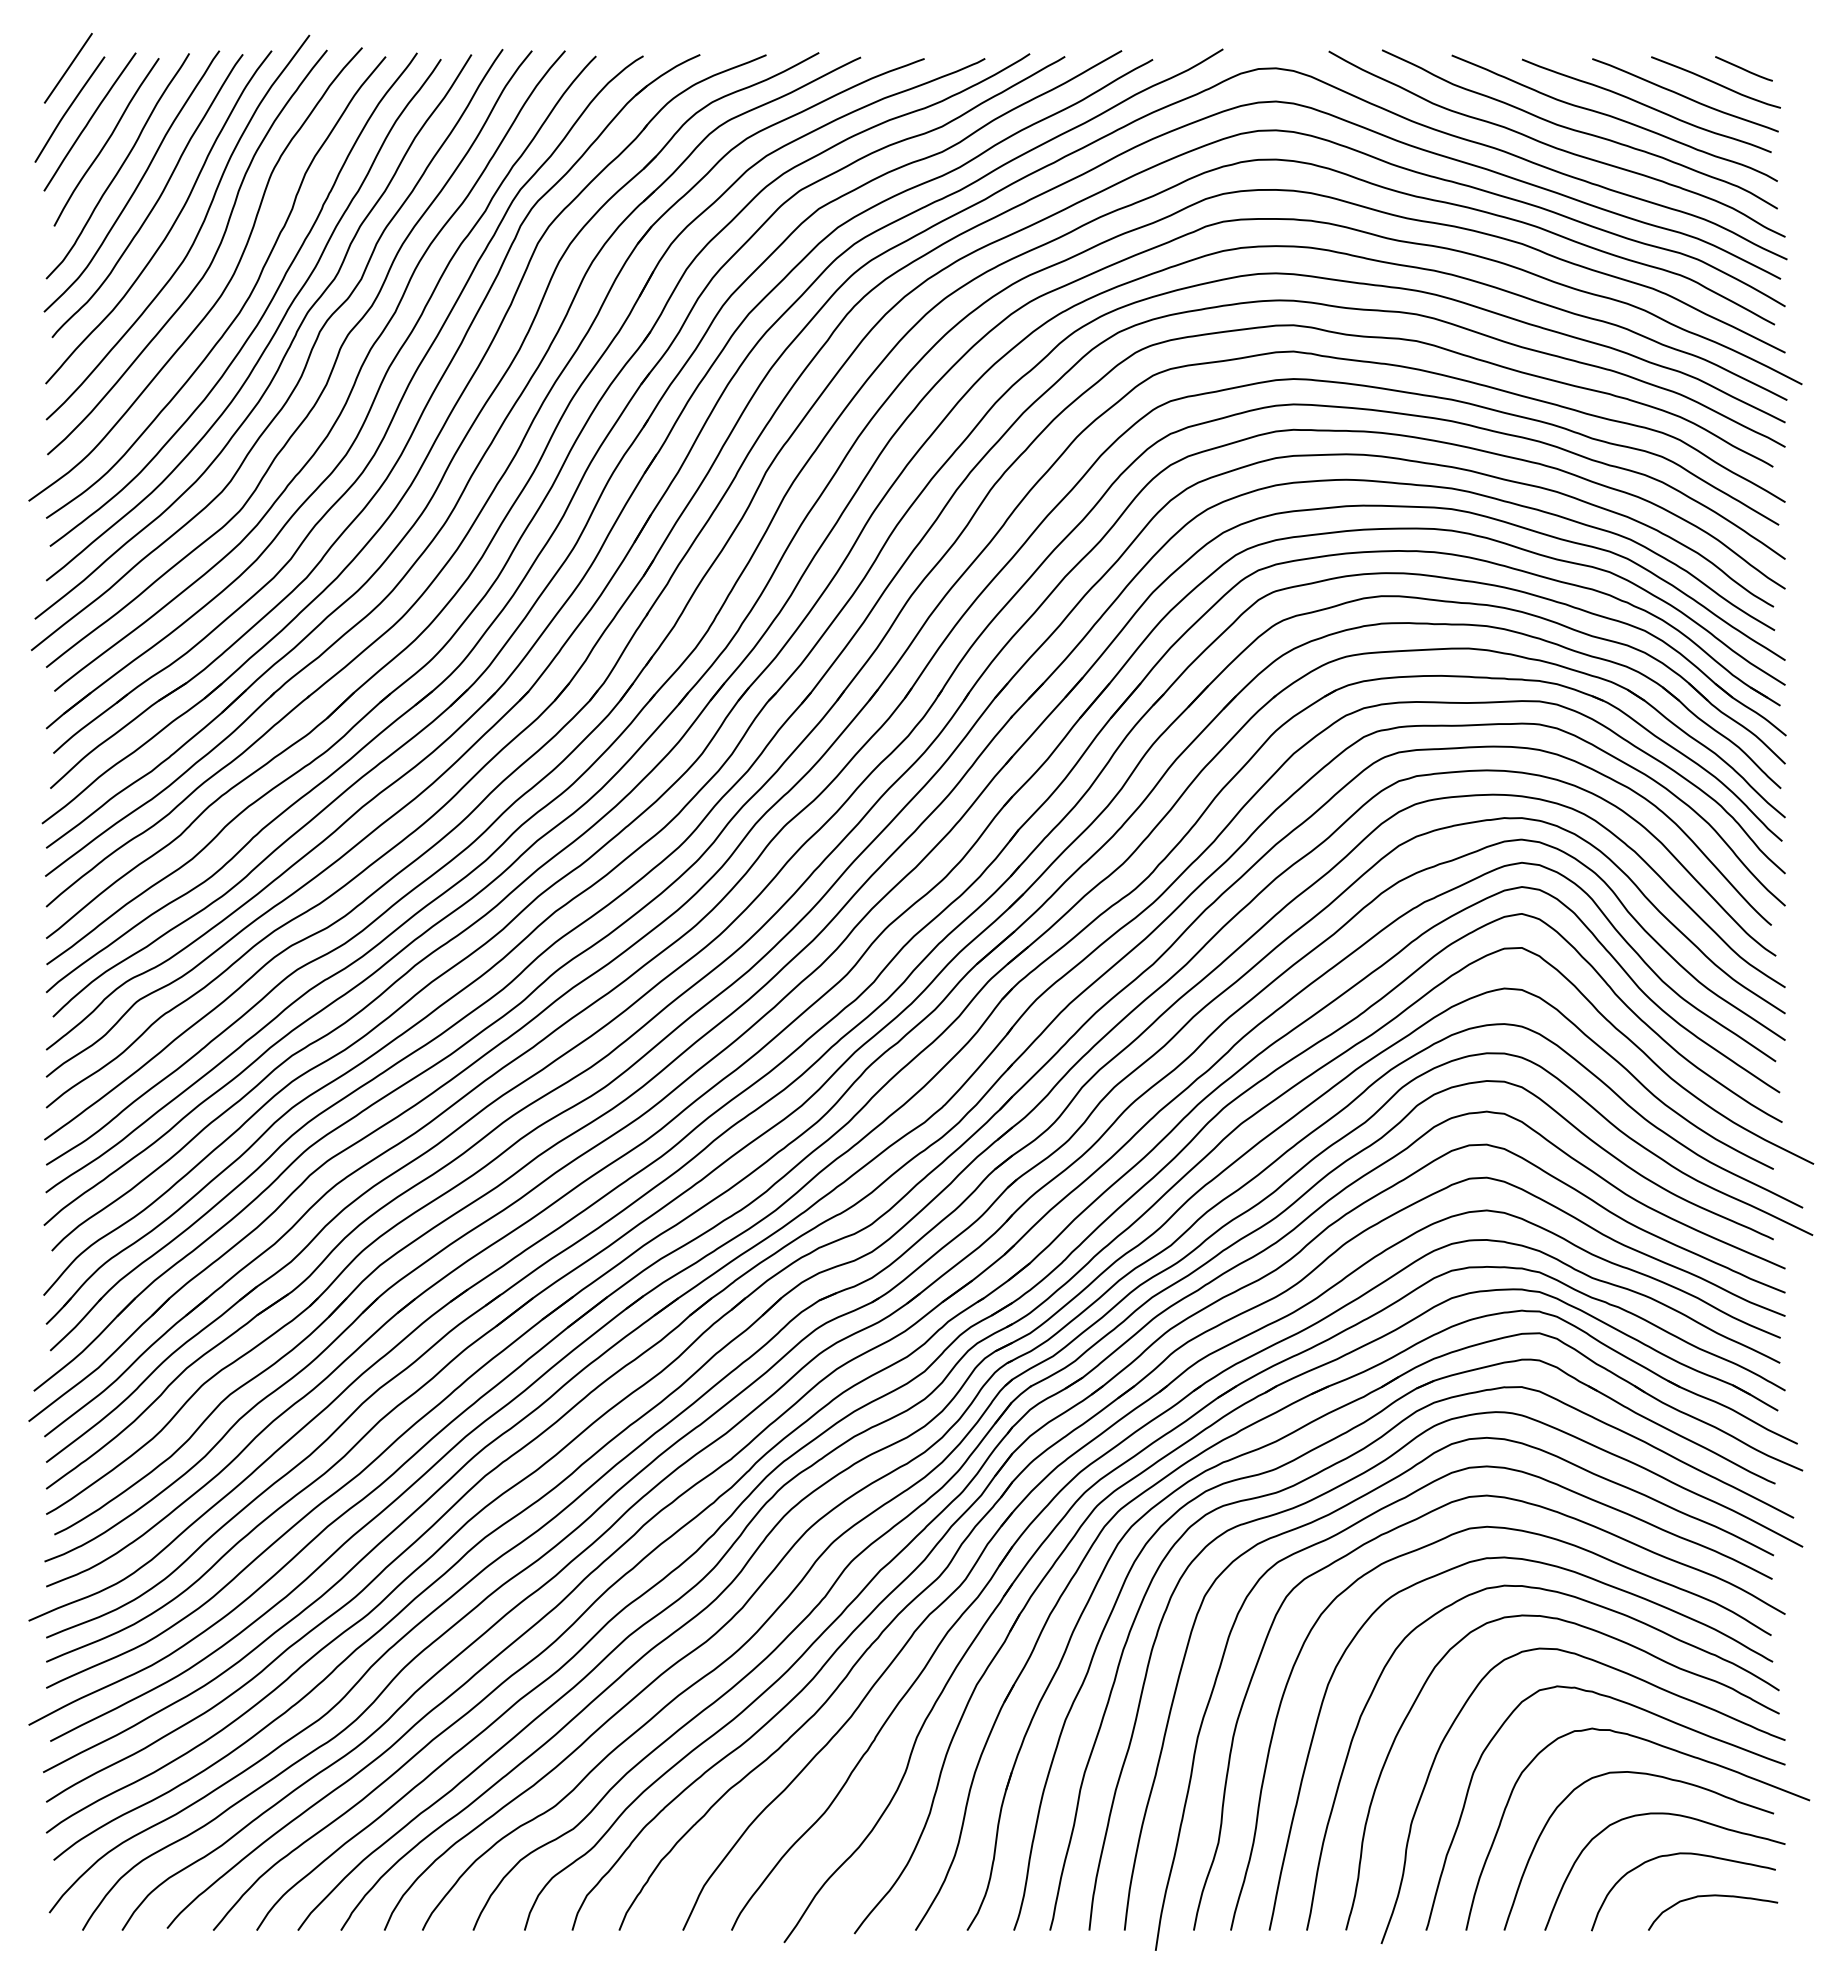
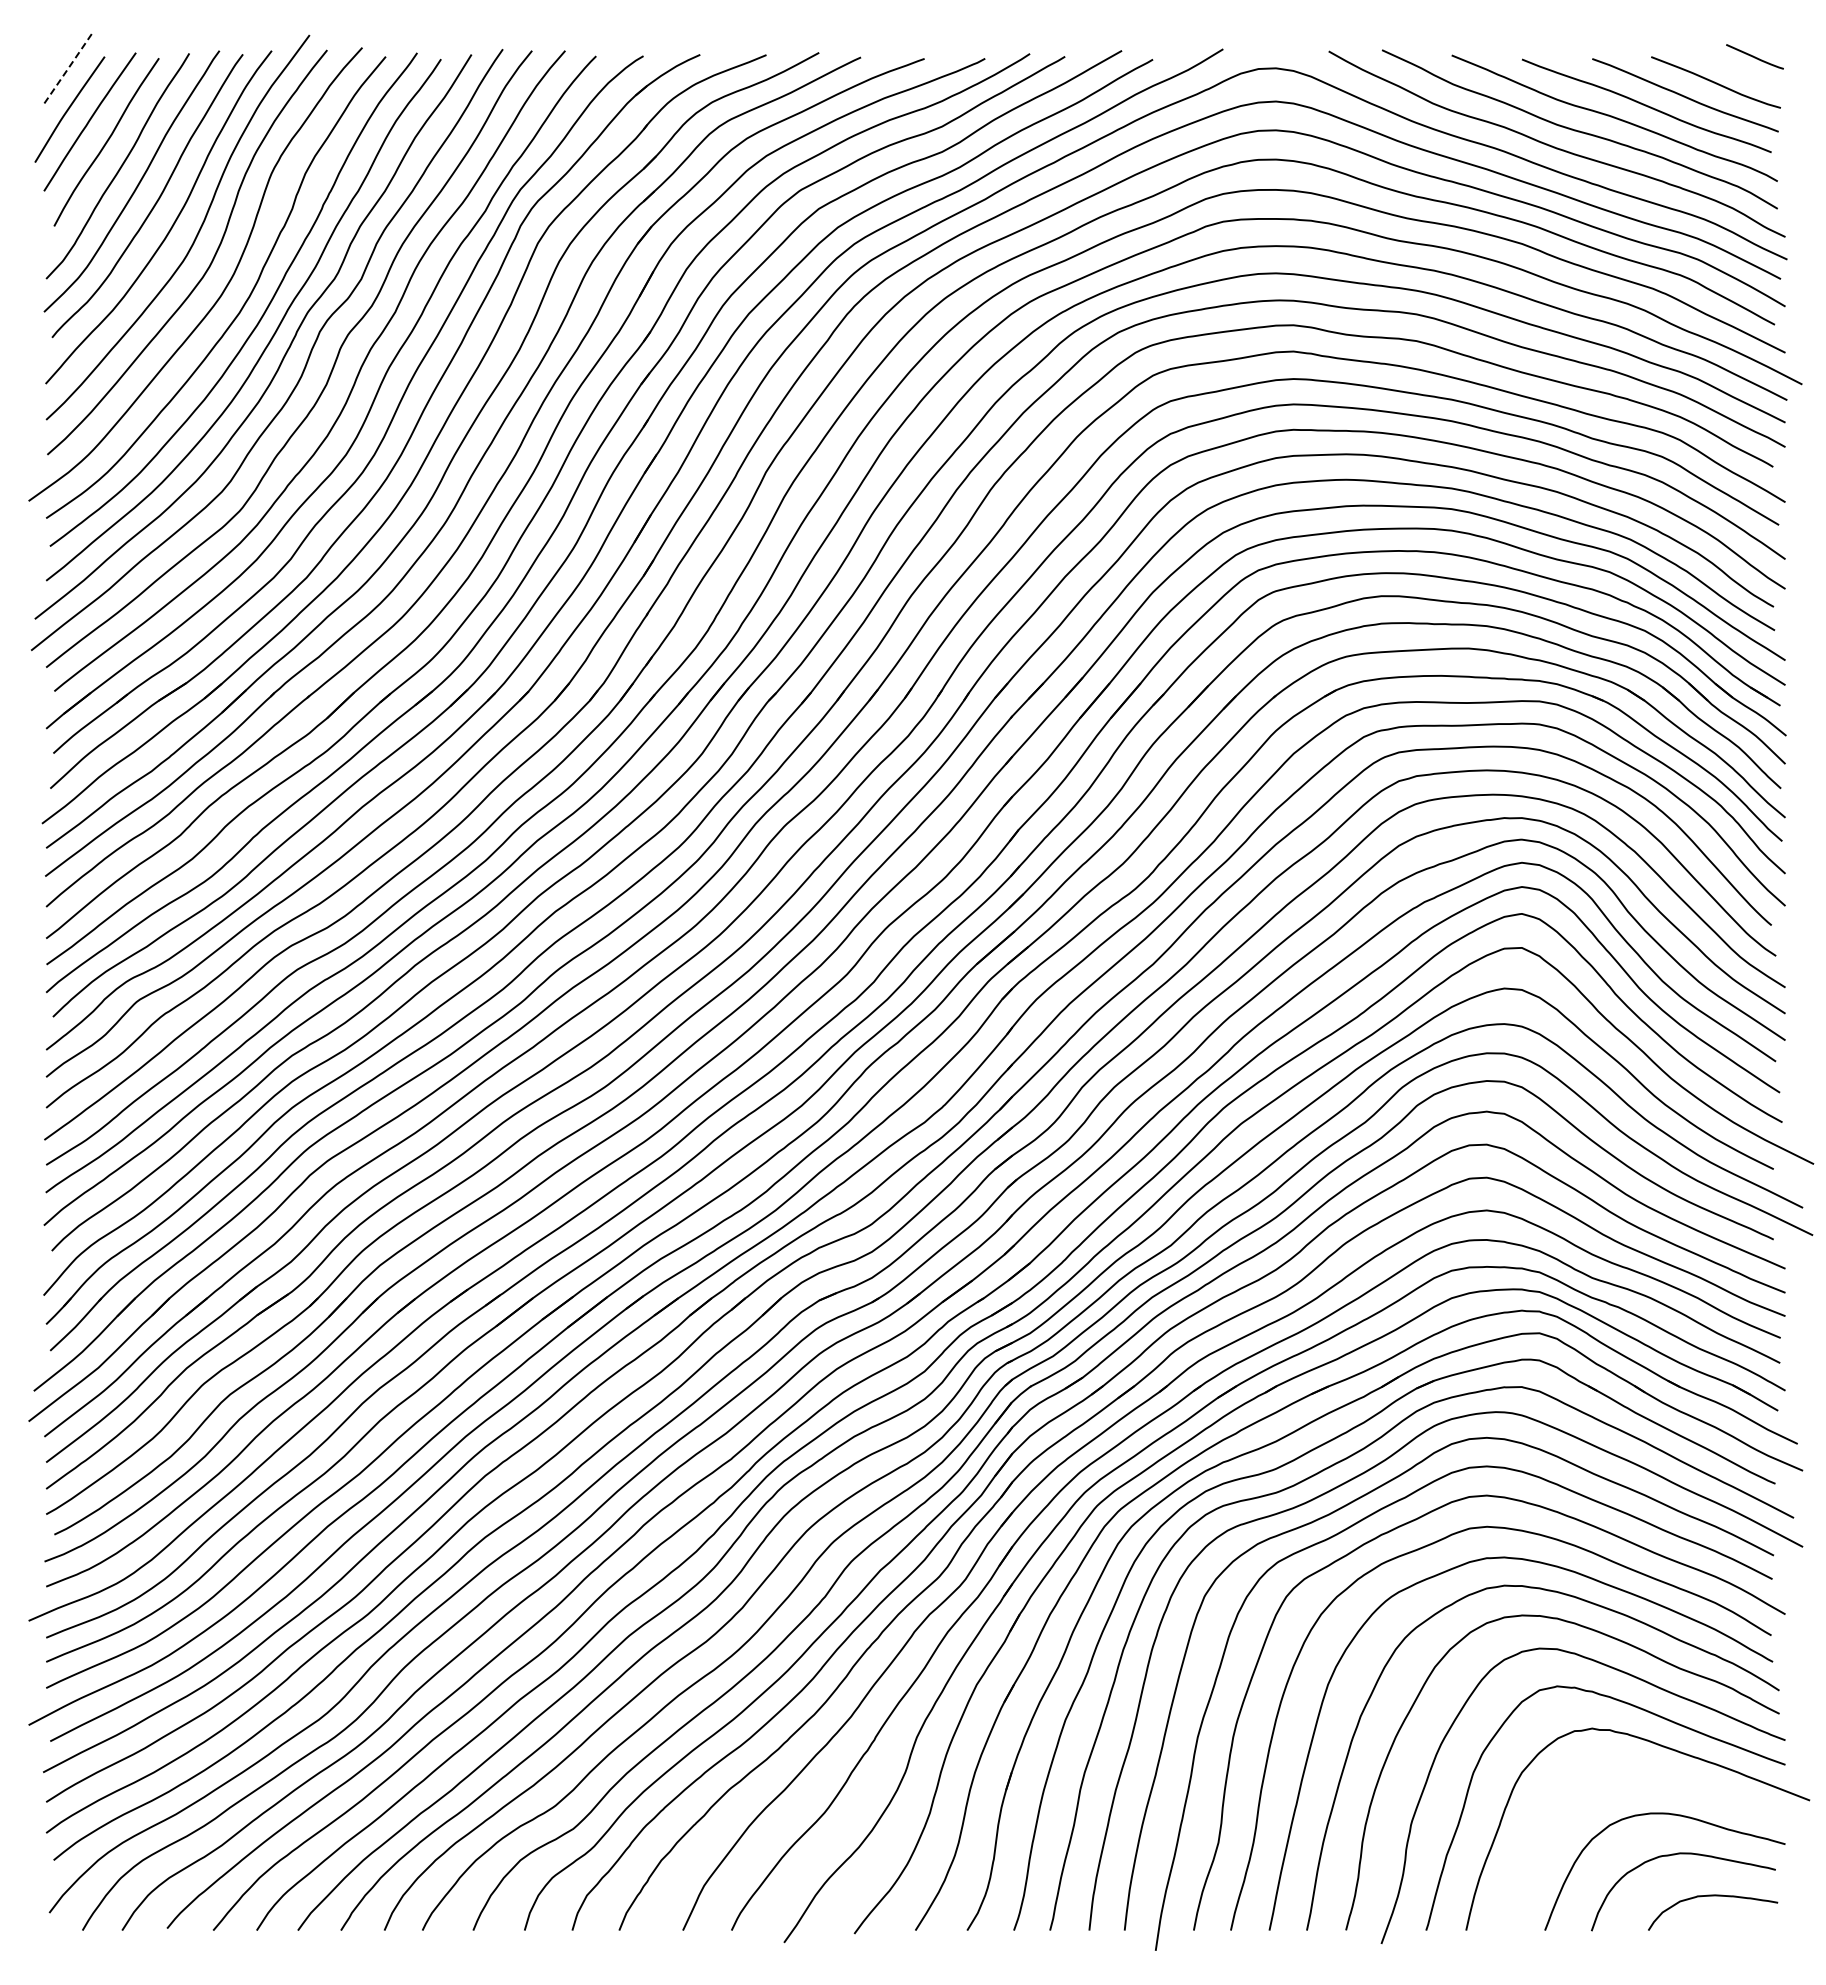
line: solid -> dashed (68, 68)
curve position: (1743, 68) -> (1754, 56) (1754, 56)
curve: present -> none (1653, 1776)
